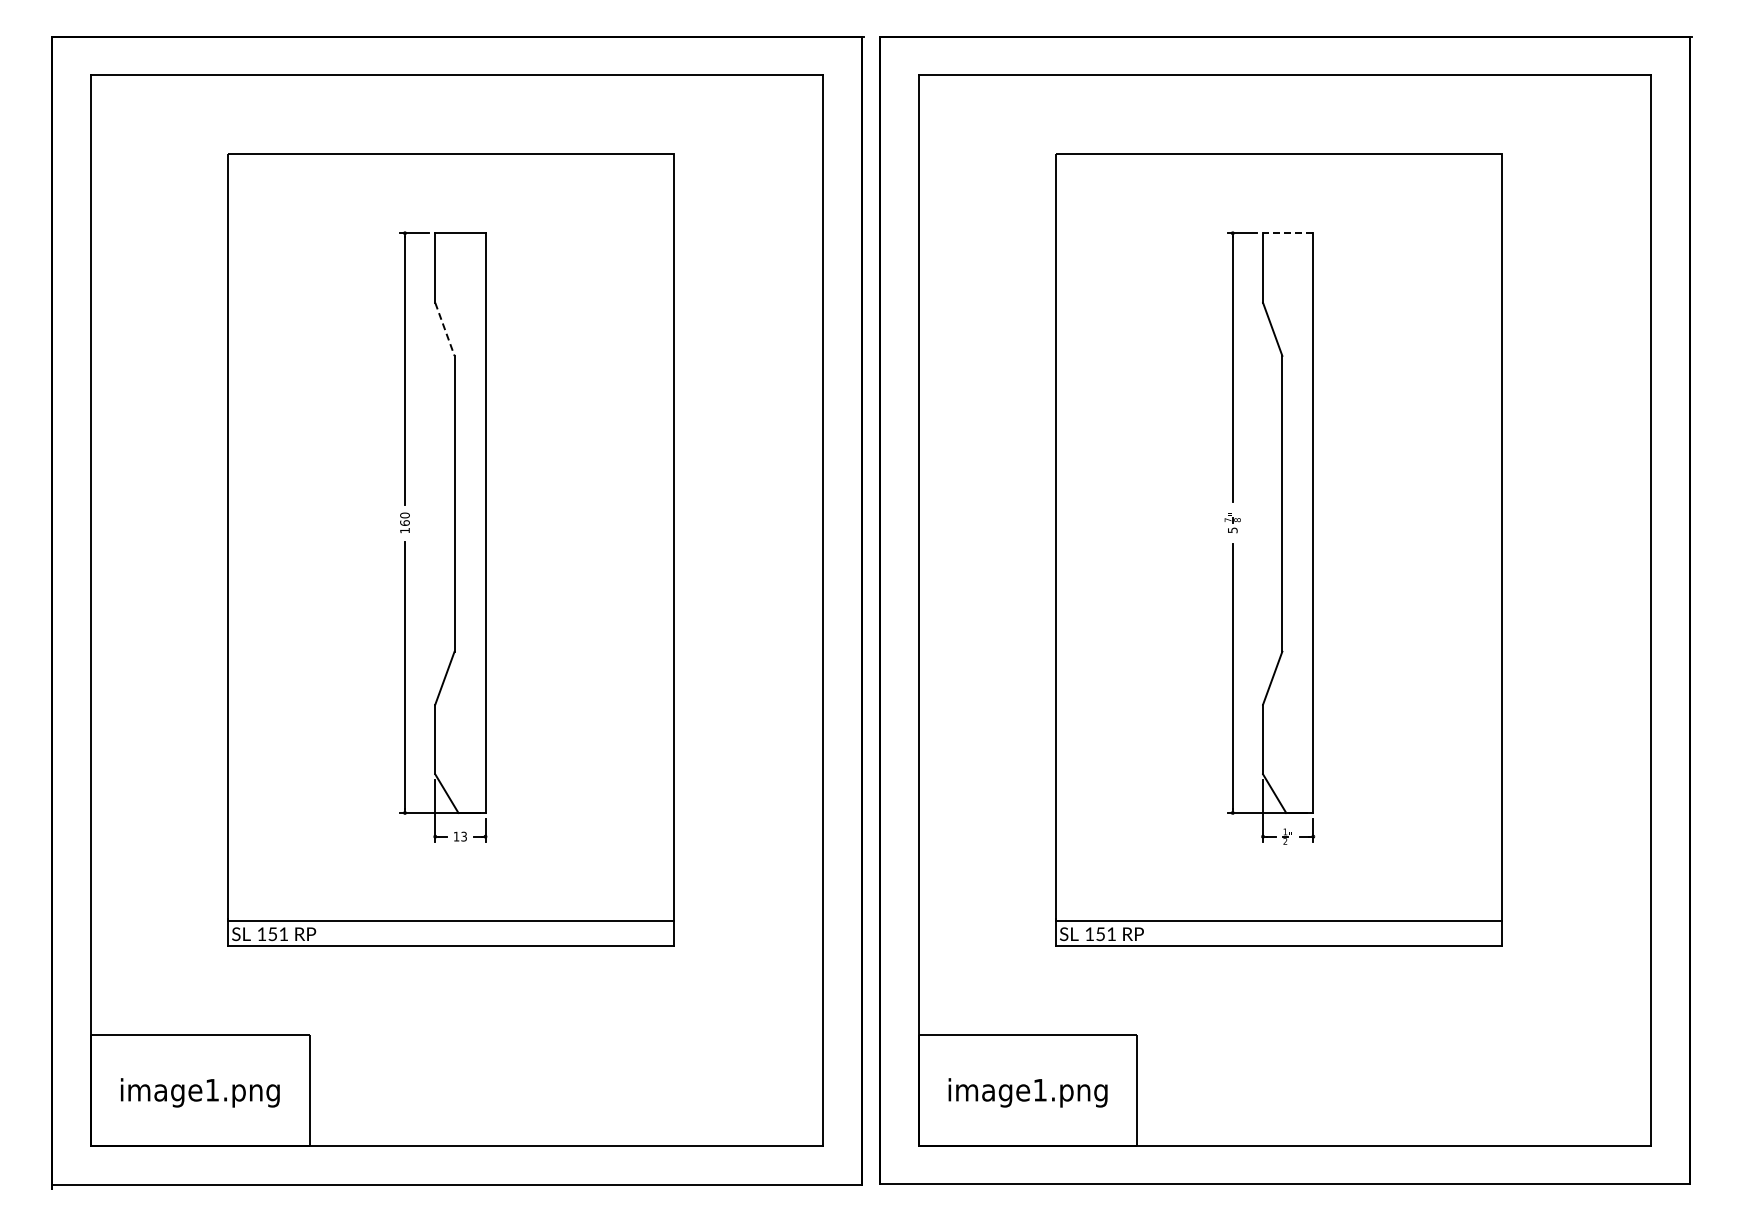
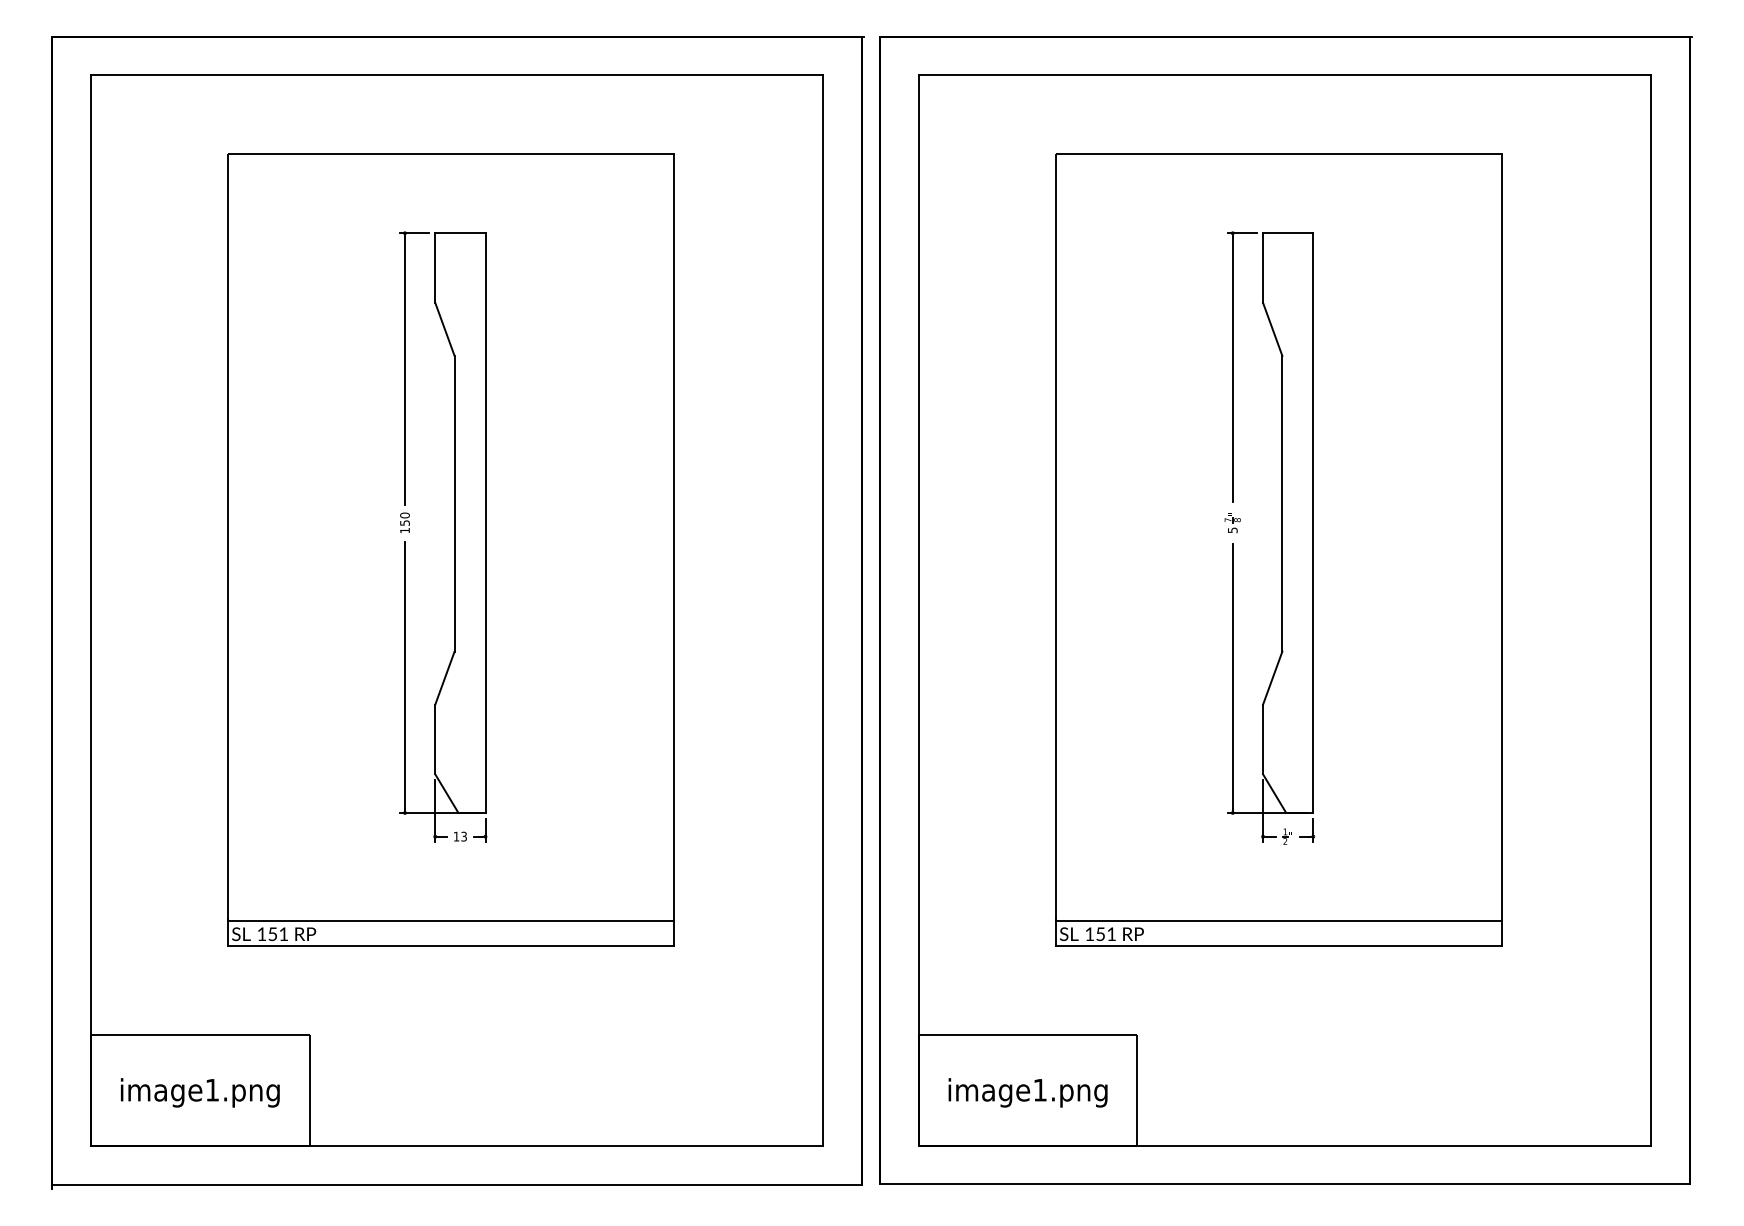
line: dashed -> solid (1287, 233)
line: dashed -> solid (445, 329)
text: 160 -> 150 (404, 522)
